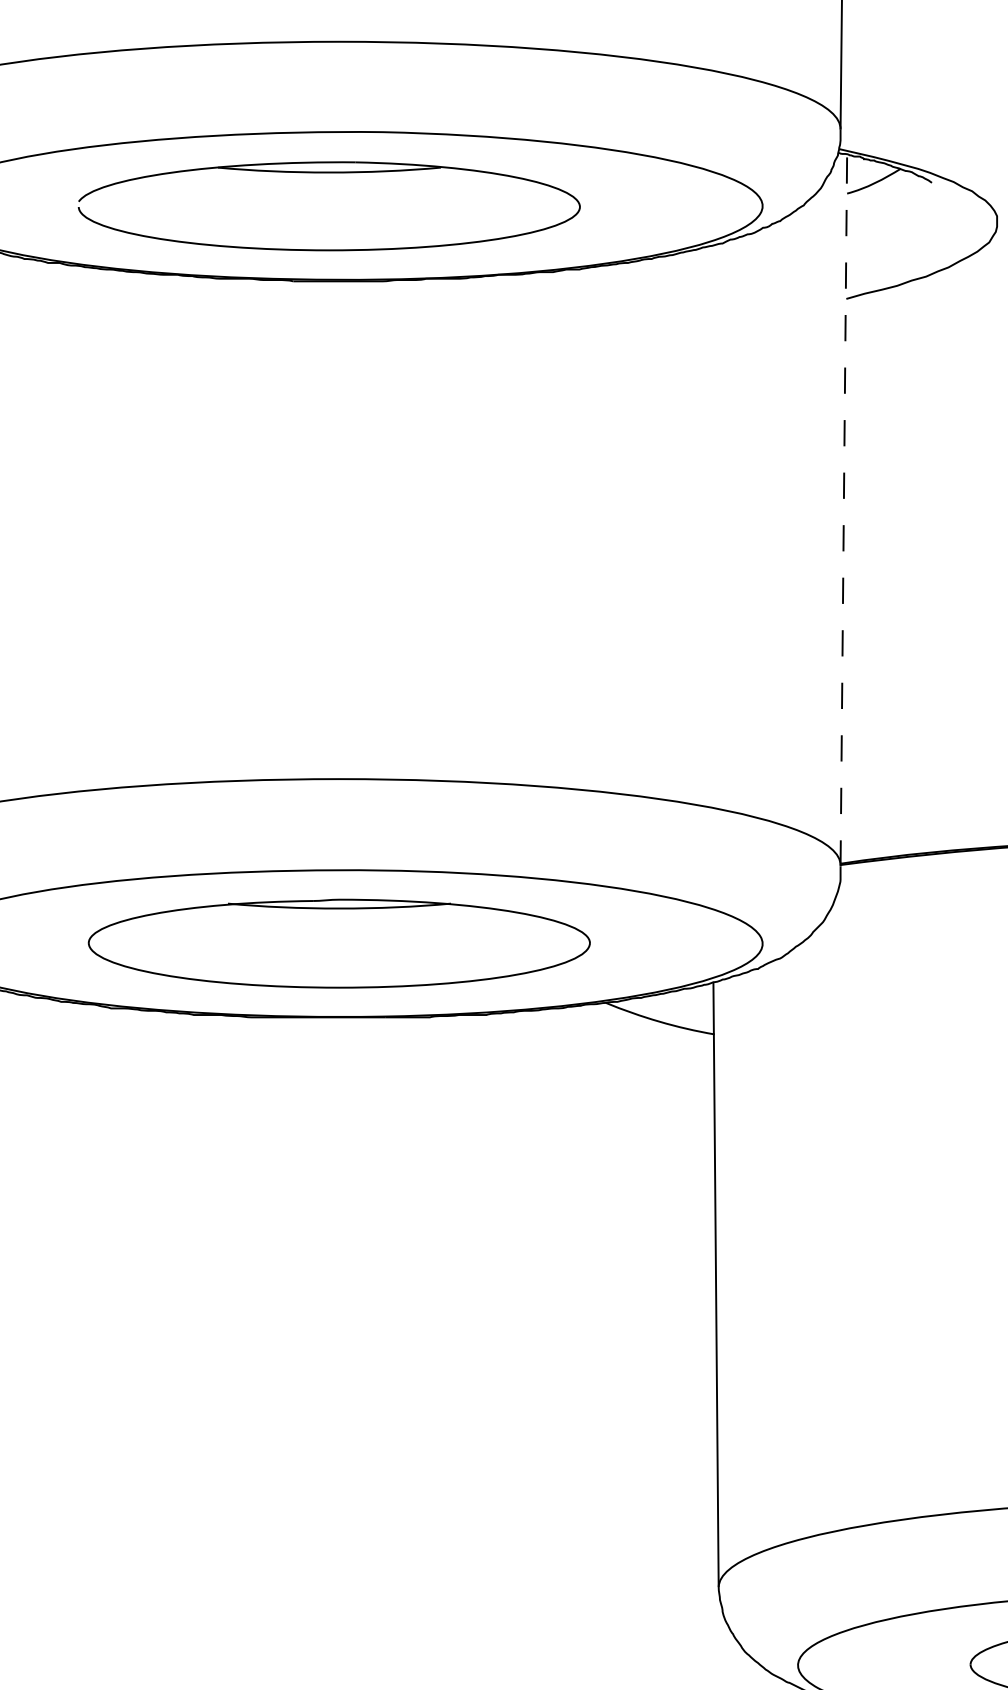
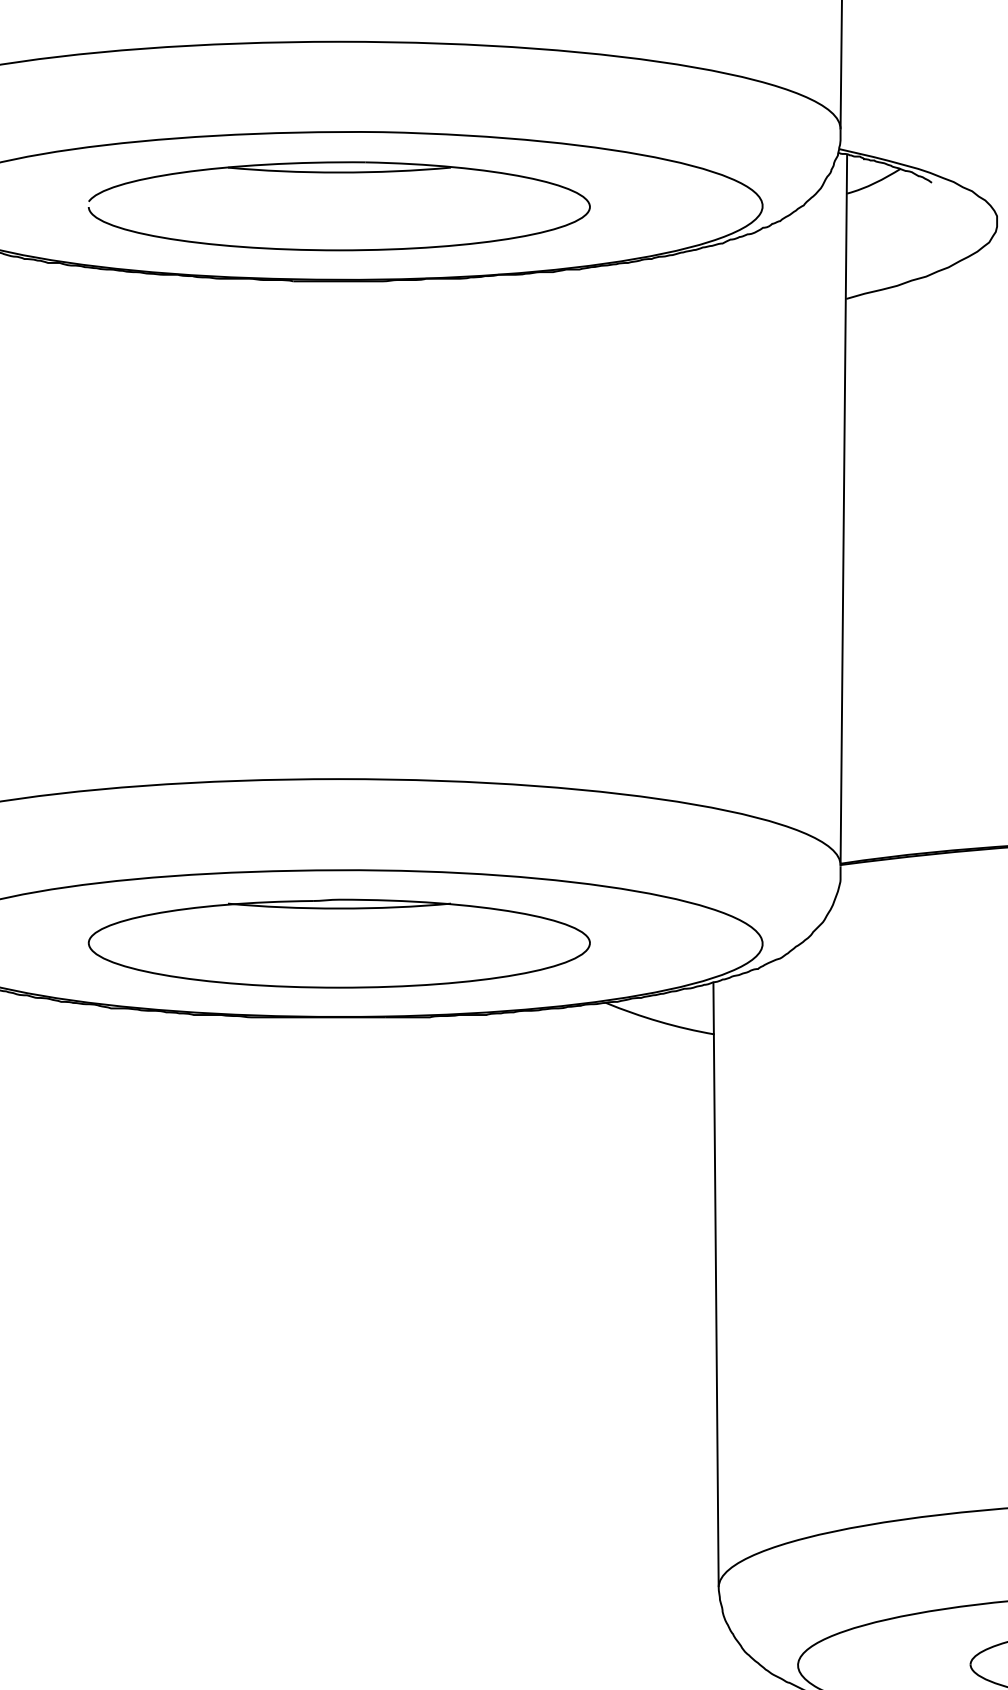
part position: (328, 173) -> (338, 173) (338, 173)
line: dashed -> solid (843, 509)
